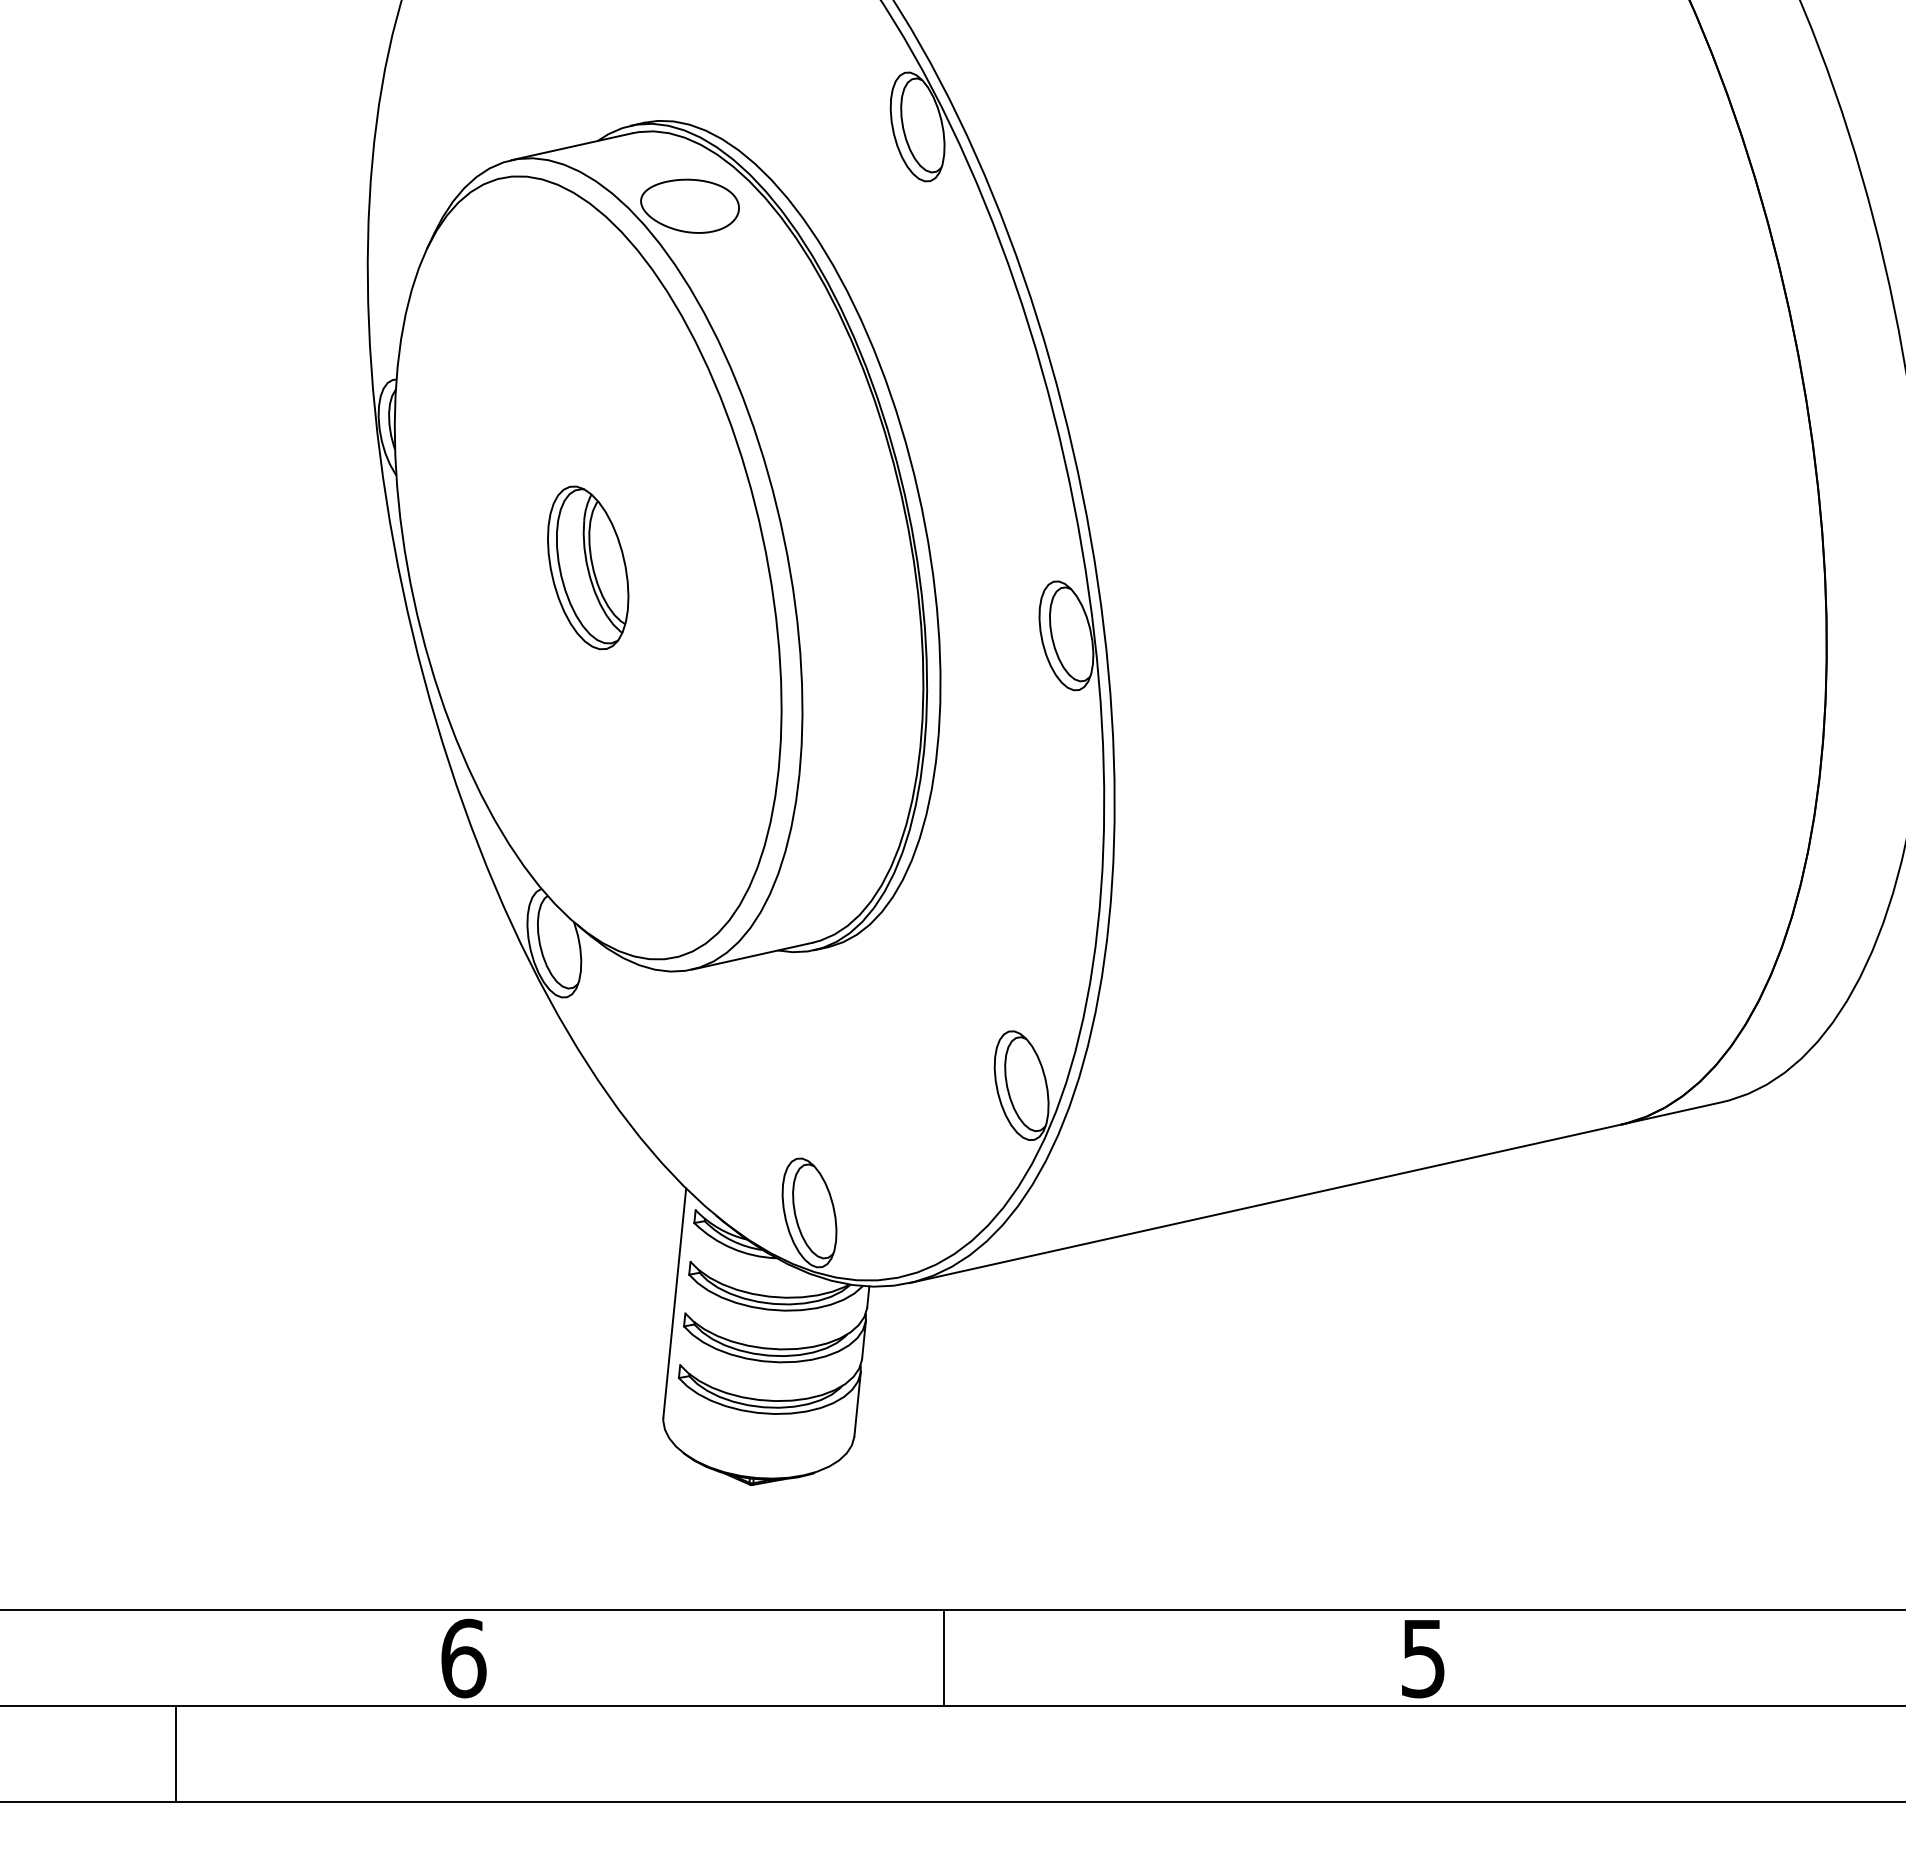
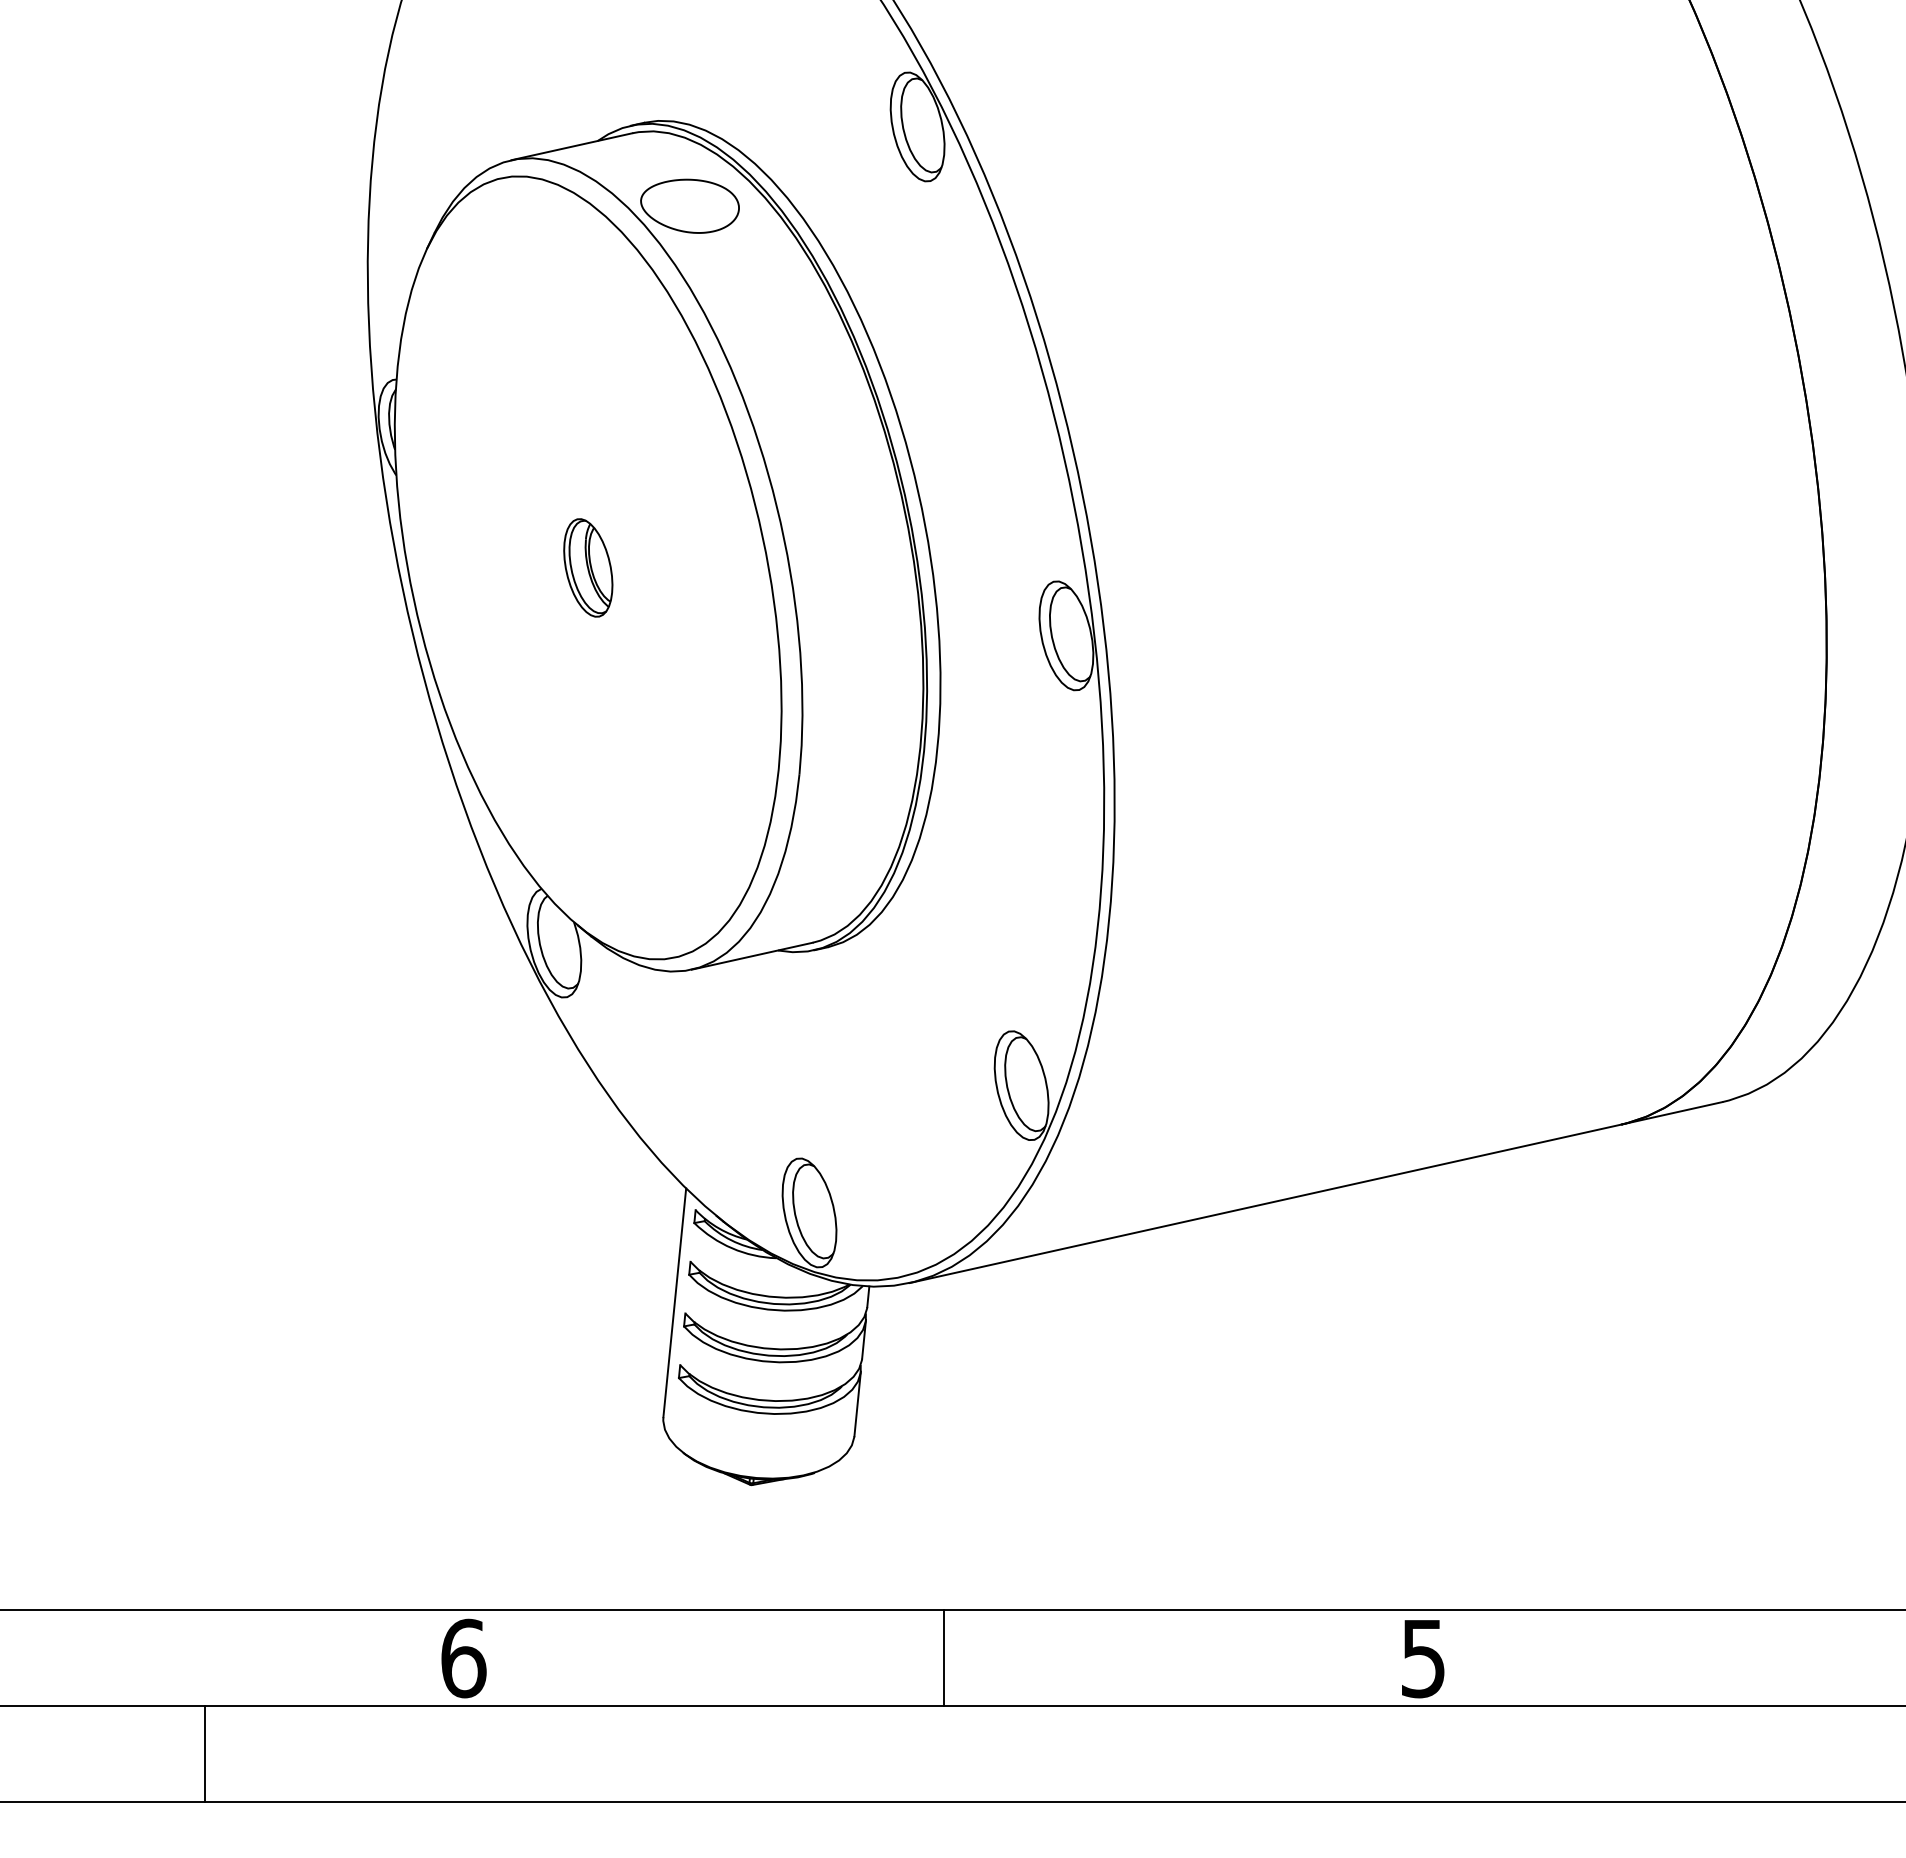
part size: 83x166 px -> 51x100 px (588, 567)
line position: (176, 1754) -> (205, 1754) (205, 1754)
